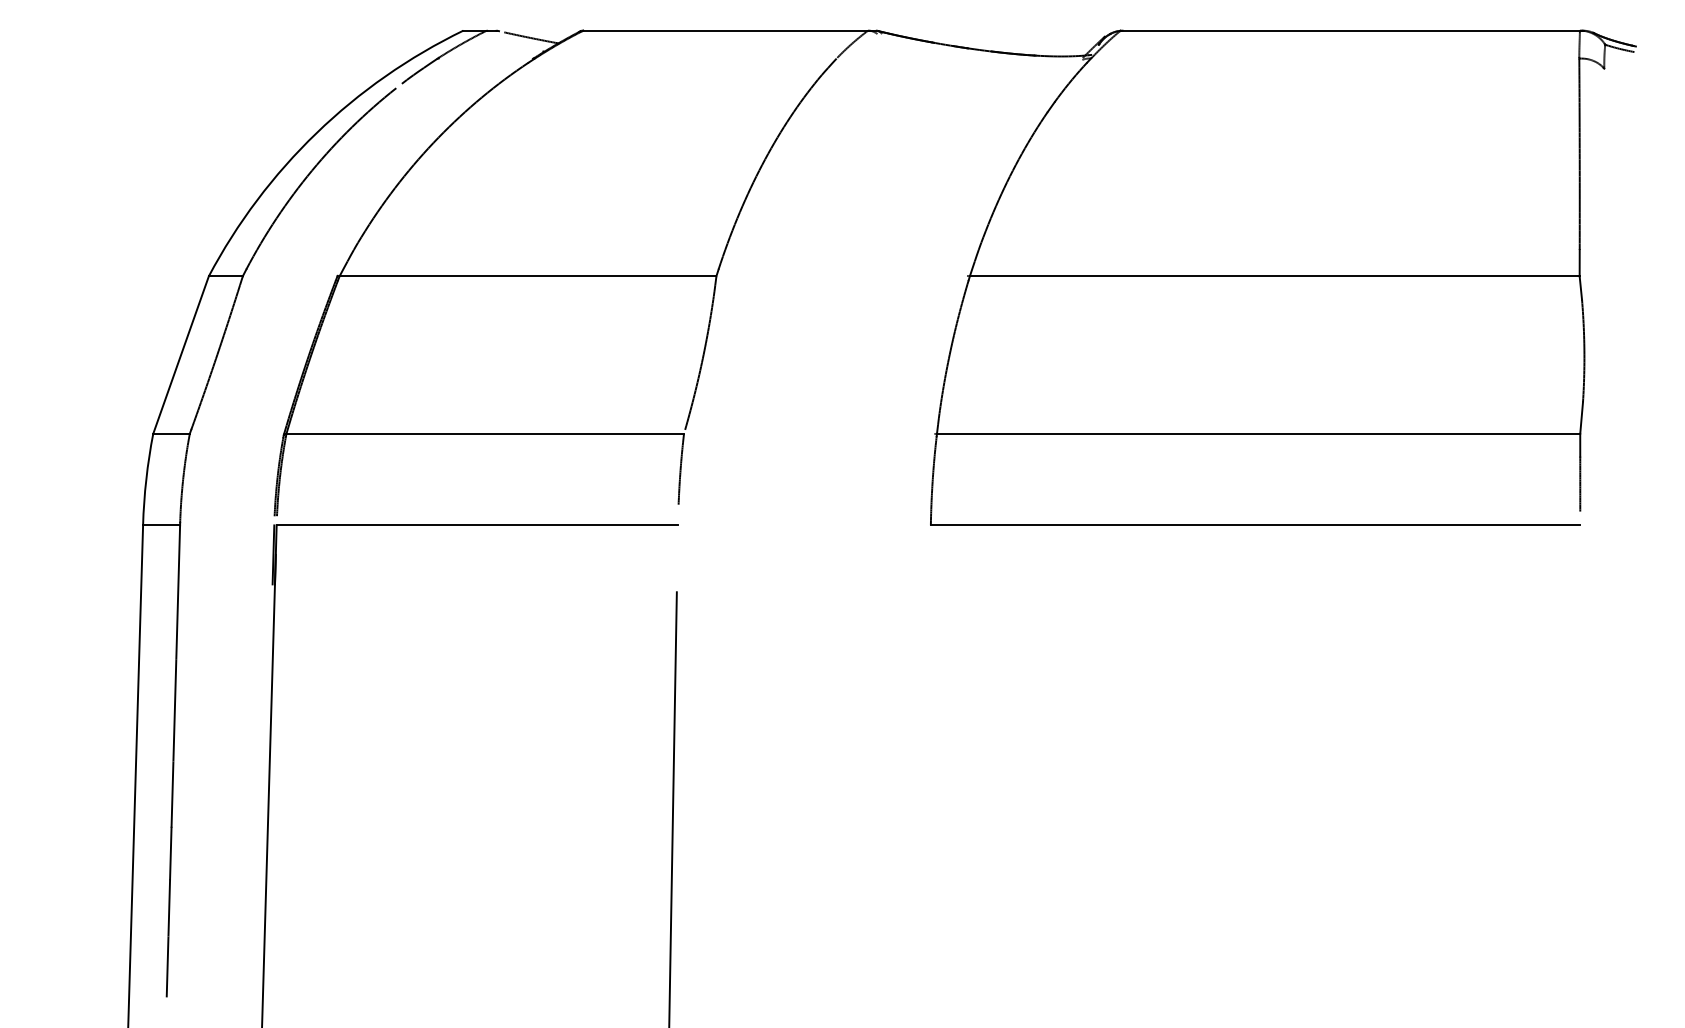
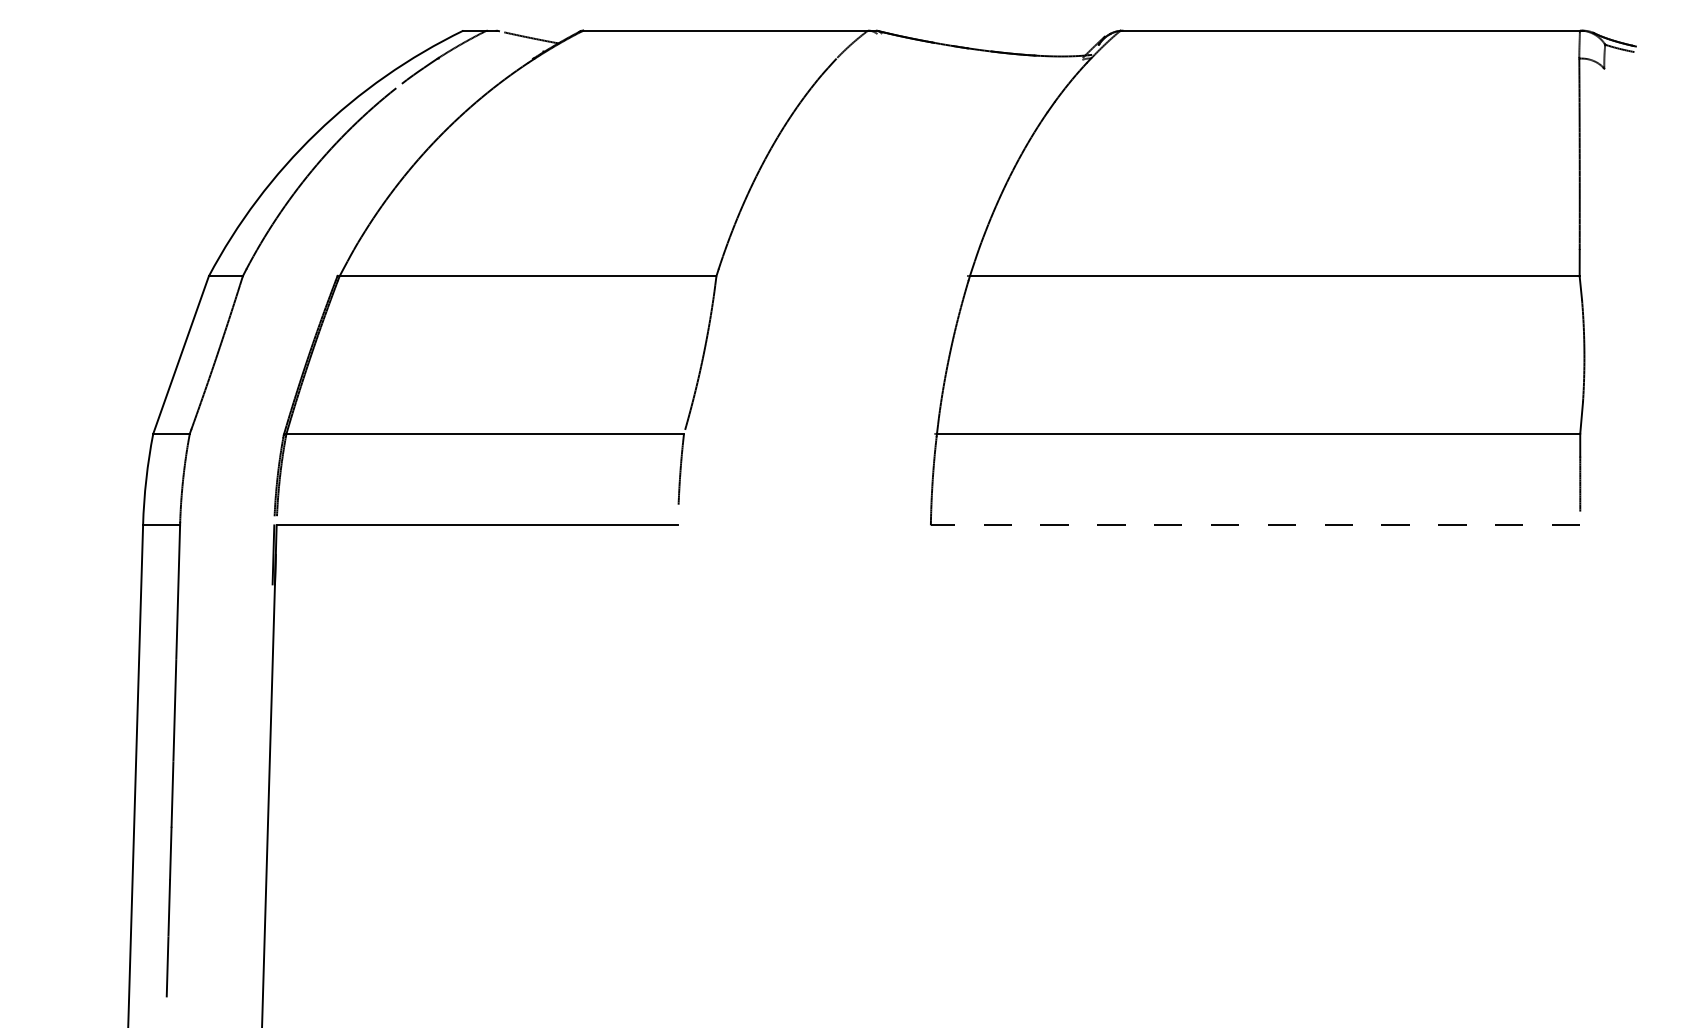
line: solid -> dashed (1255, 525)
line: present -> none (672, 808)
